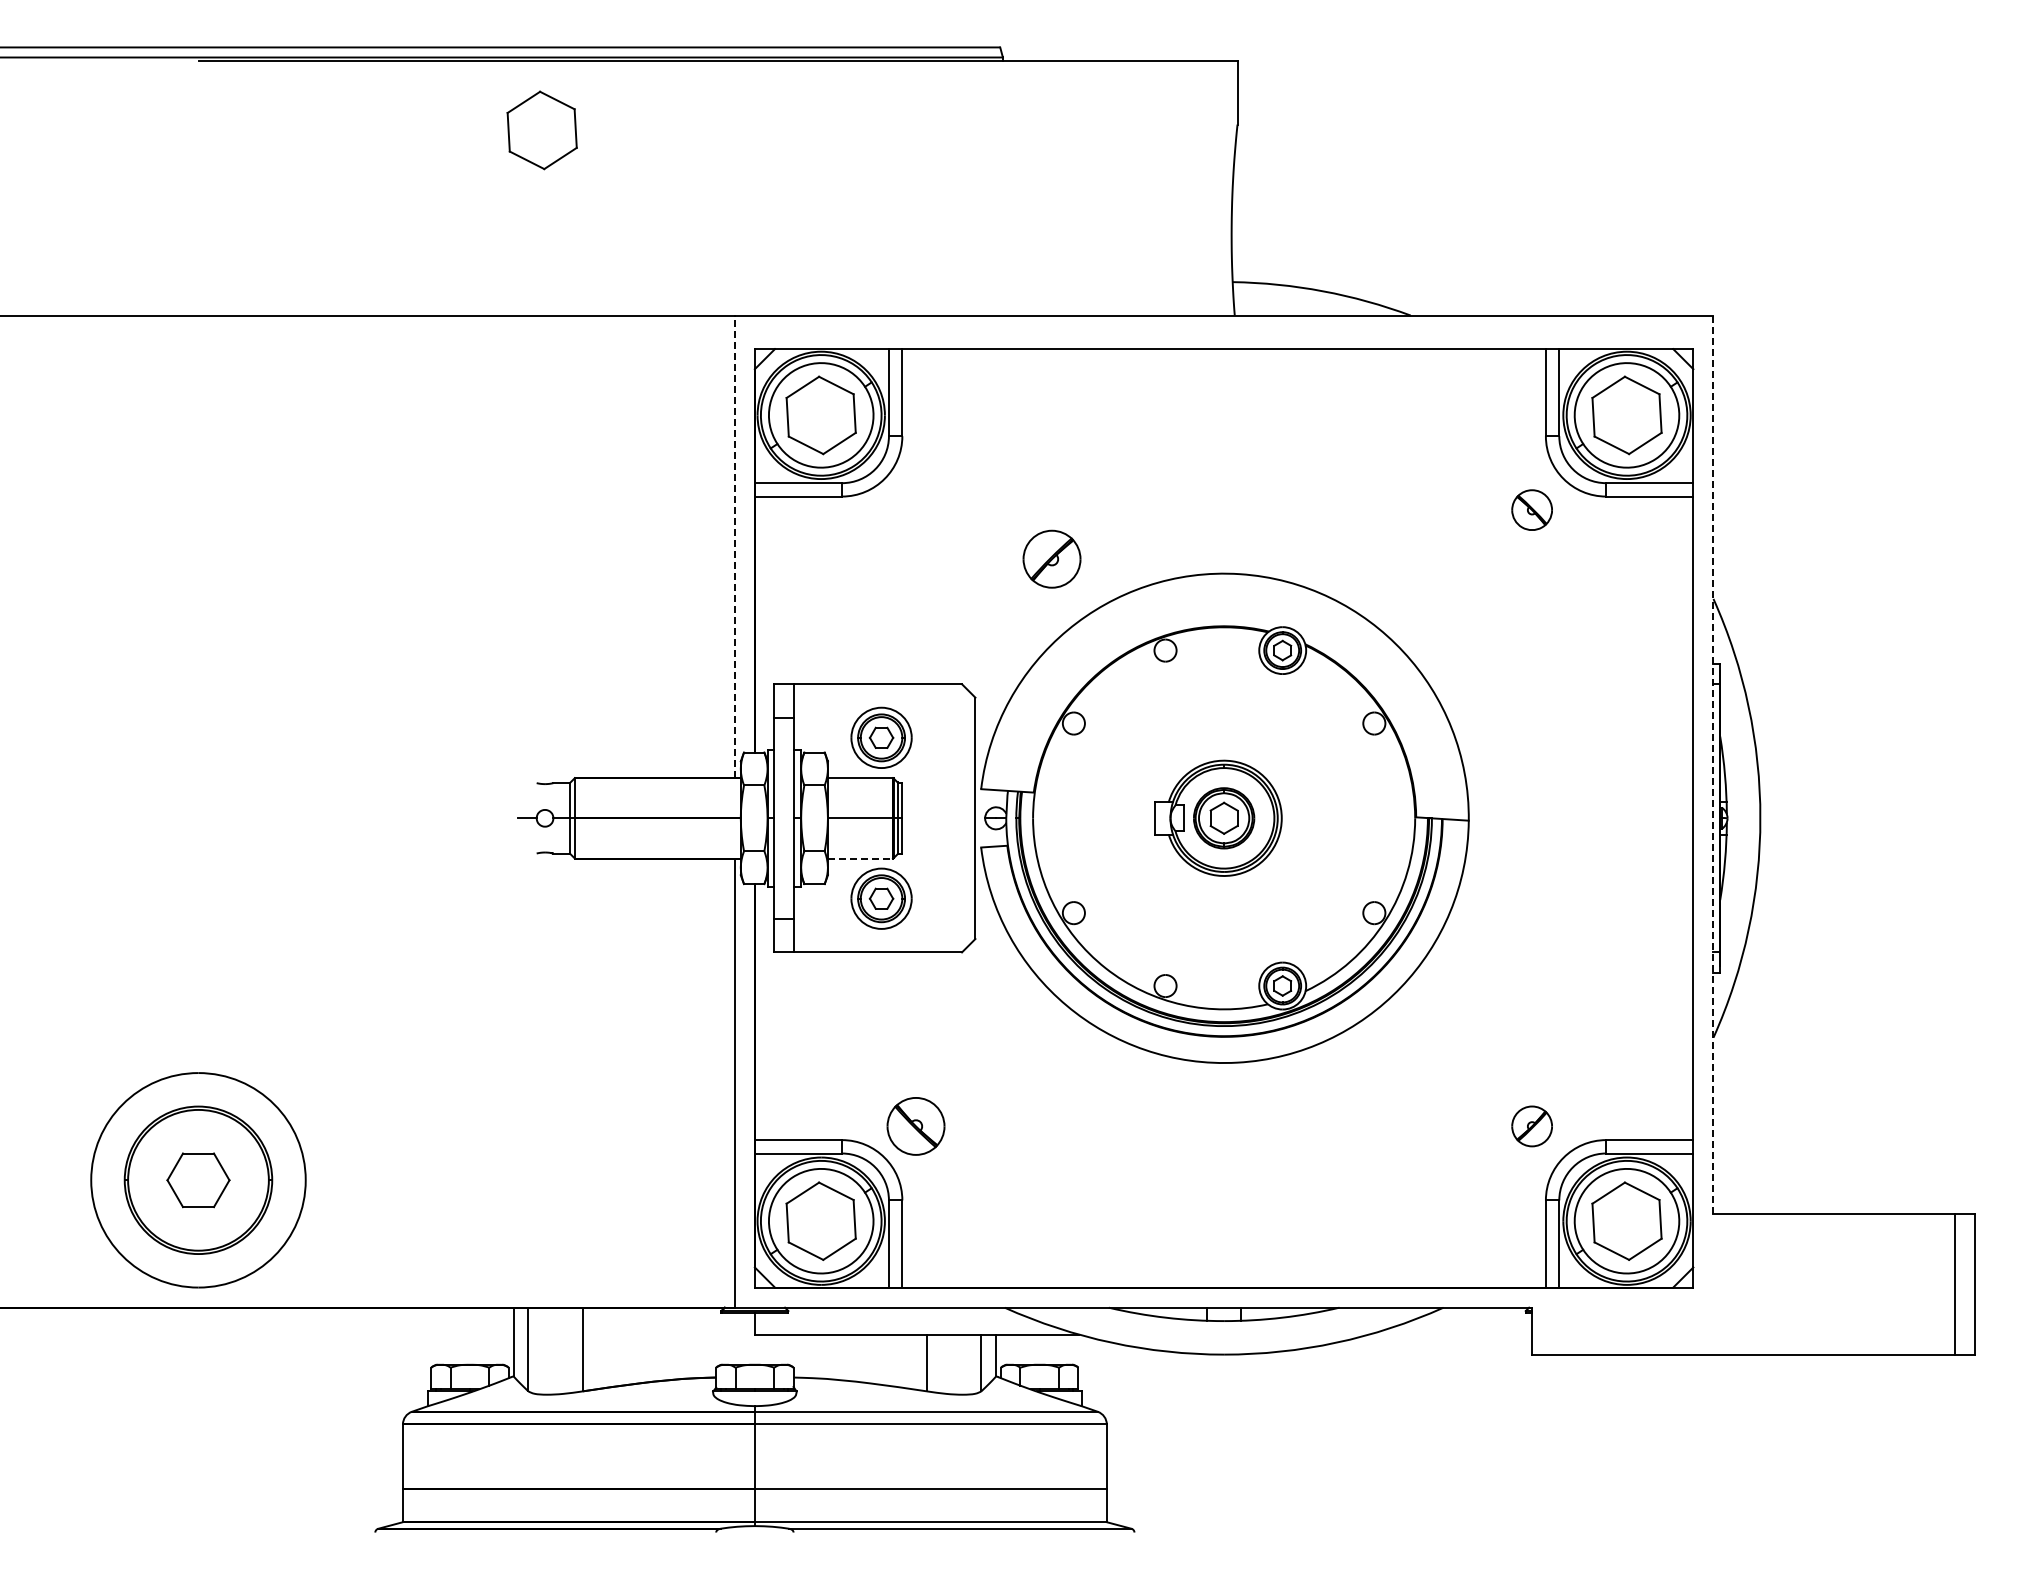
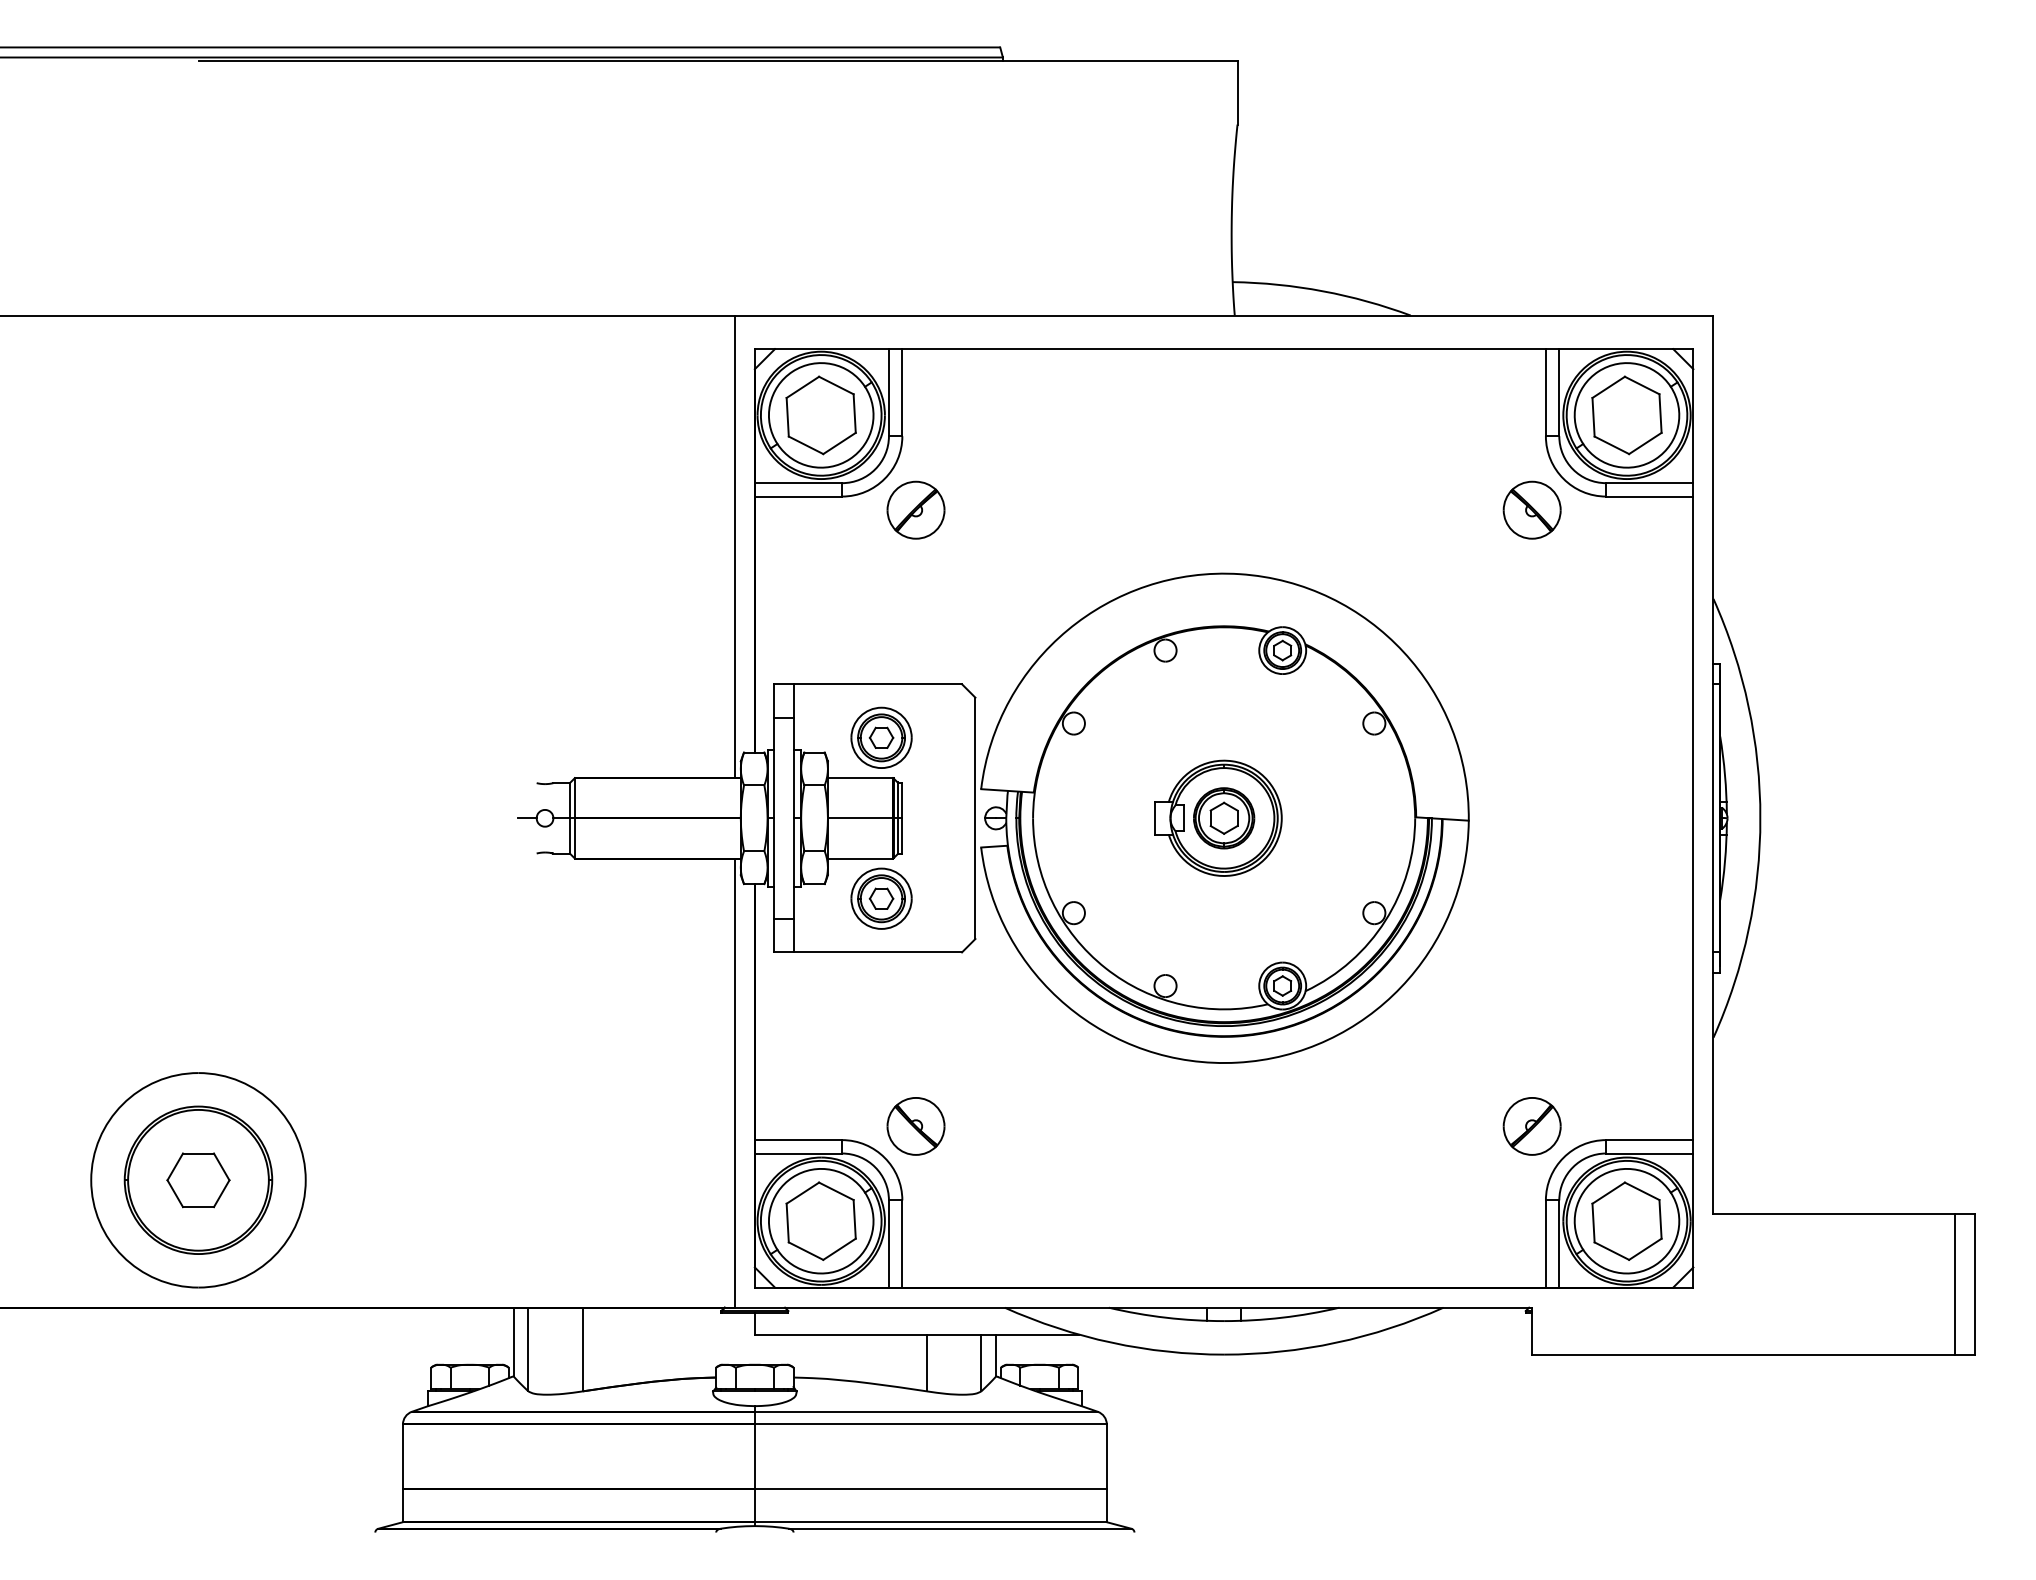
part: present -> none (541, 130)
part size: 42x42 px -> 60x60 px (1531, 509)
line: dashed -> solid (734, 546)
part position: (1051, 558) -> (915, 509) (915, 509)
line: dashed -> solid (1713, 764)
line: dashed -> solid (860, 858)
part size: 42x43 px -> 60x59 px (1531, 1126)
